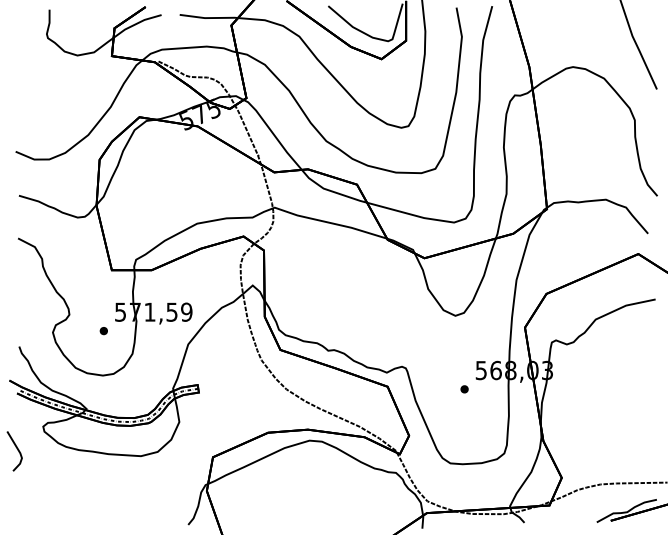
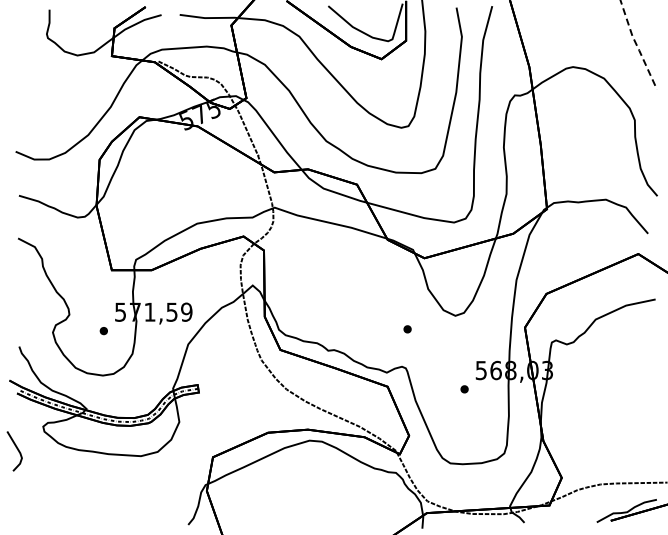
line: solid -> dashed (637, 46)
part: none -> present (407, 329)
